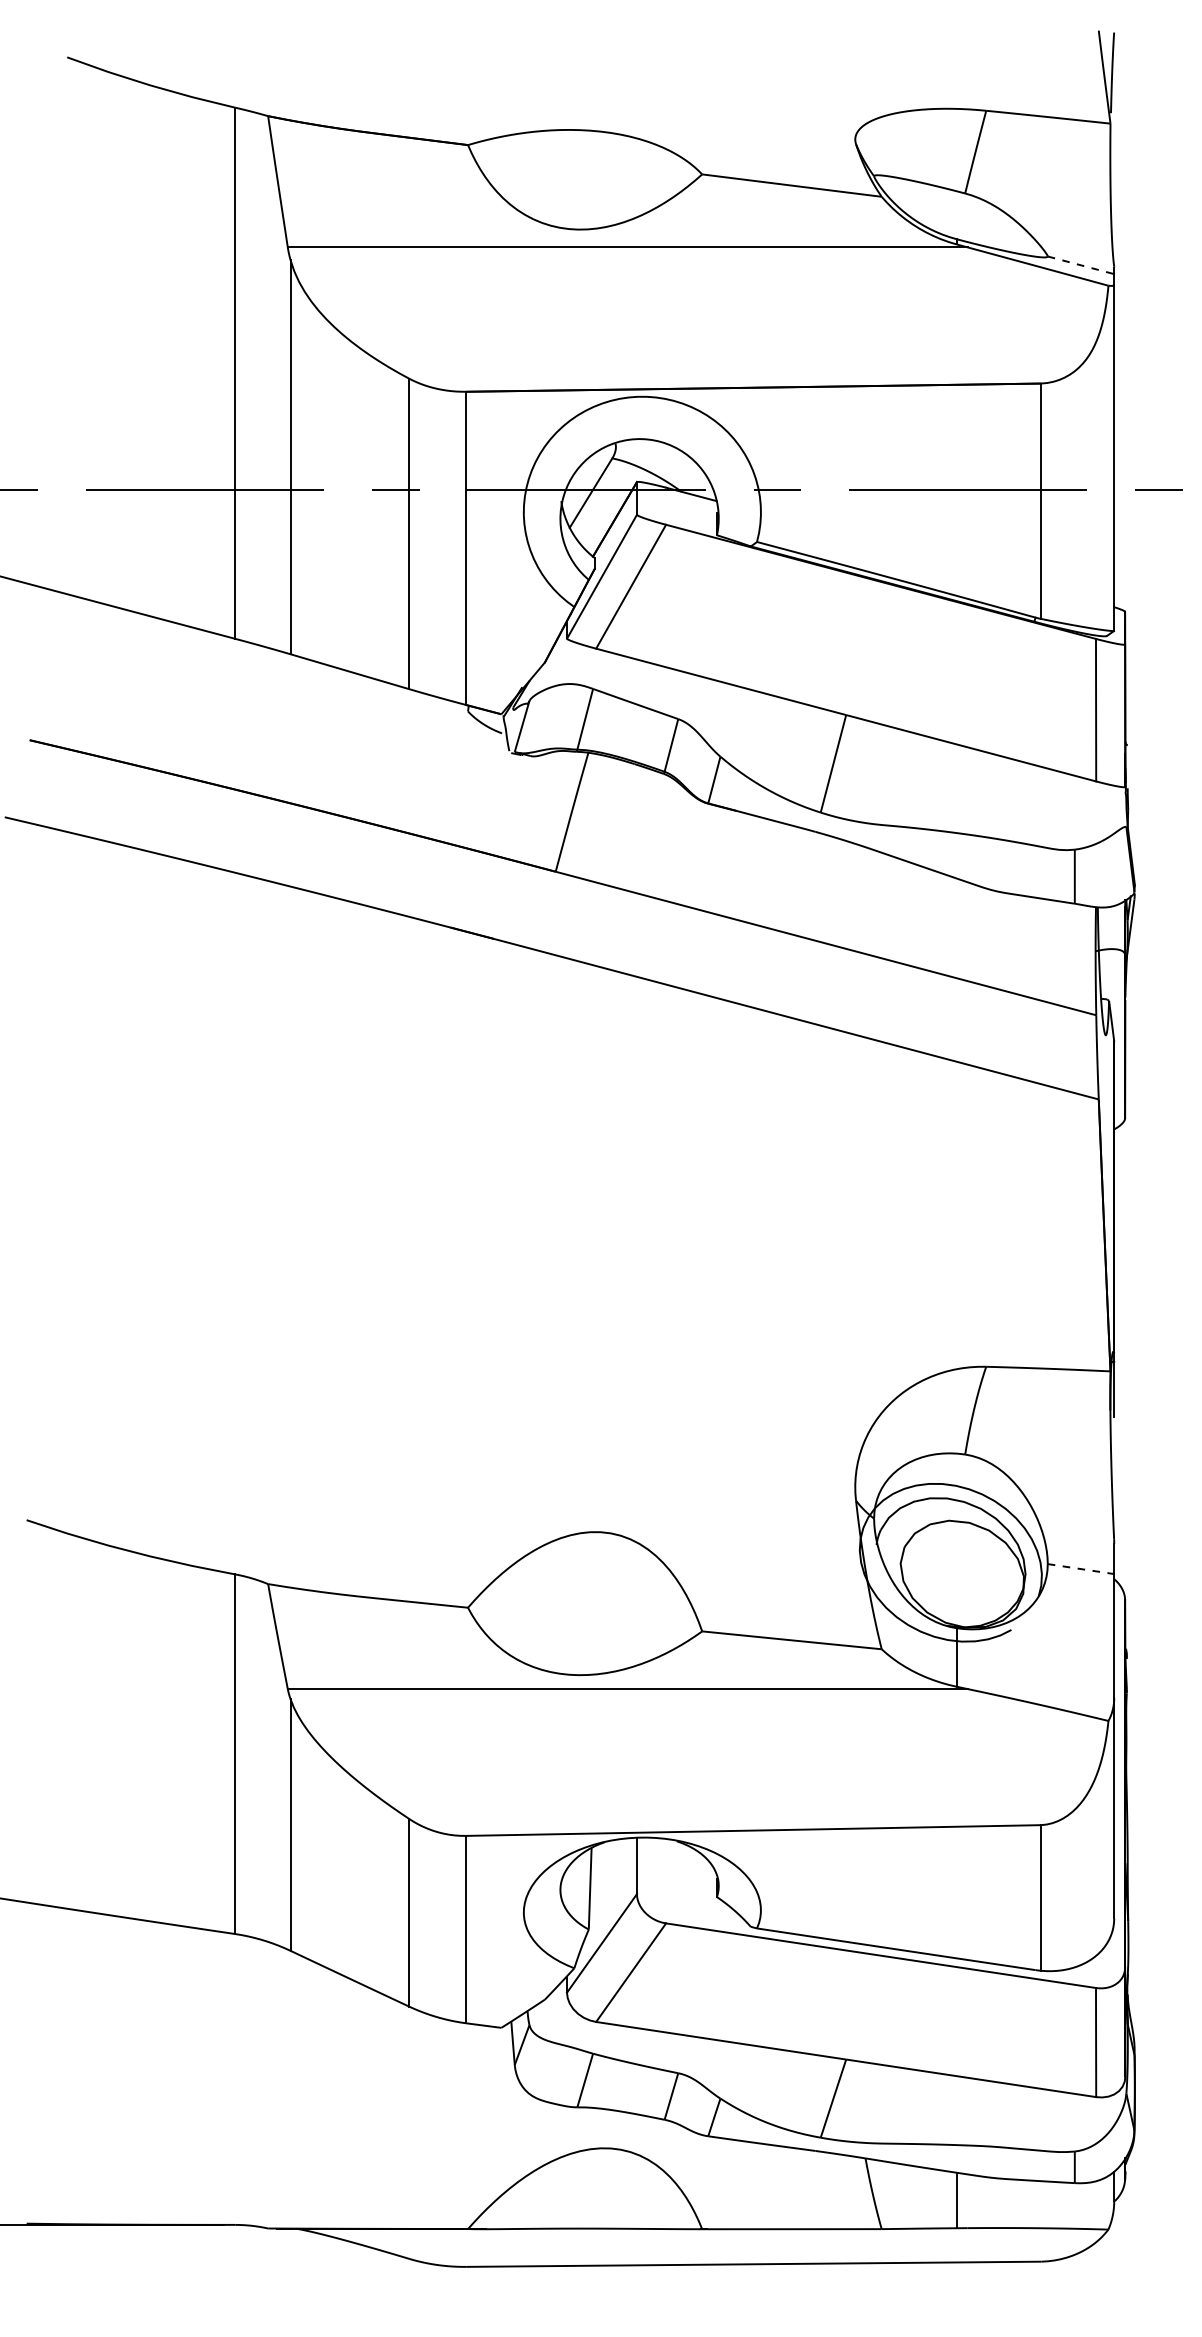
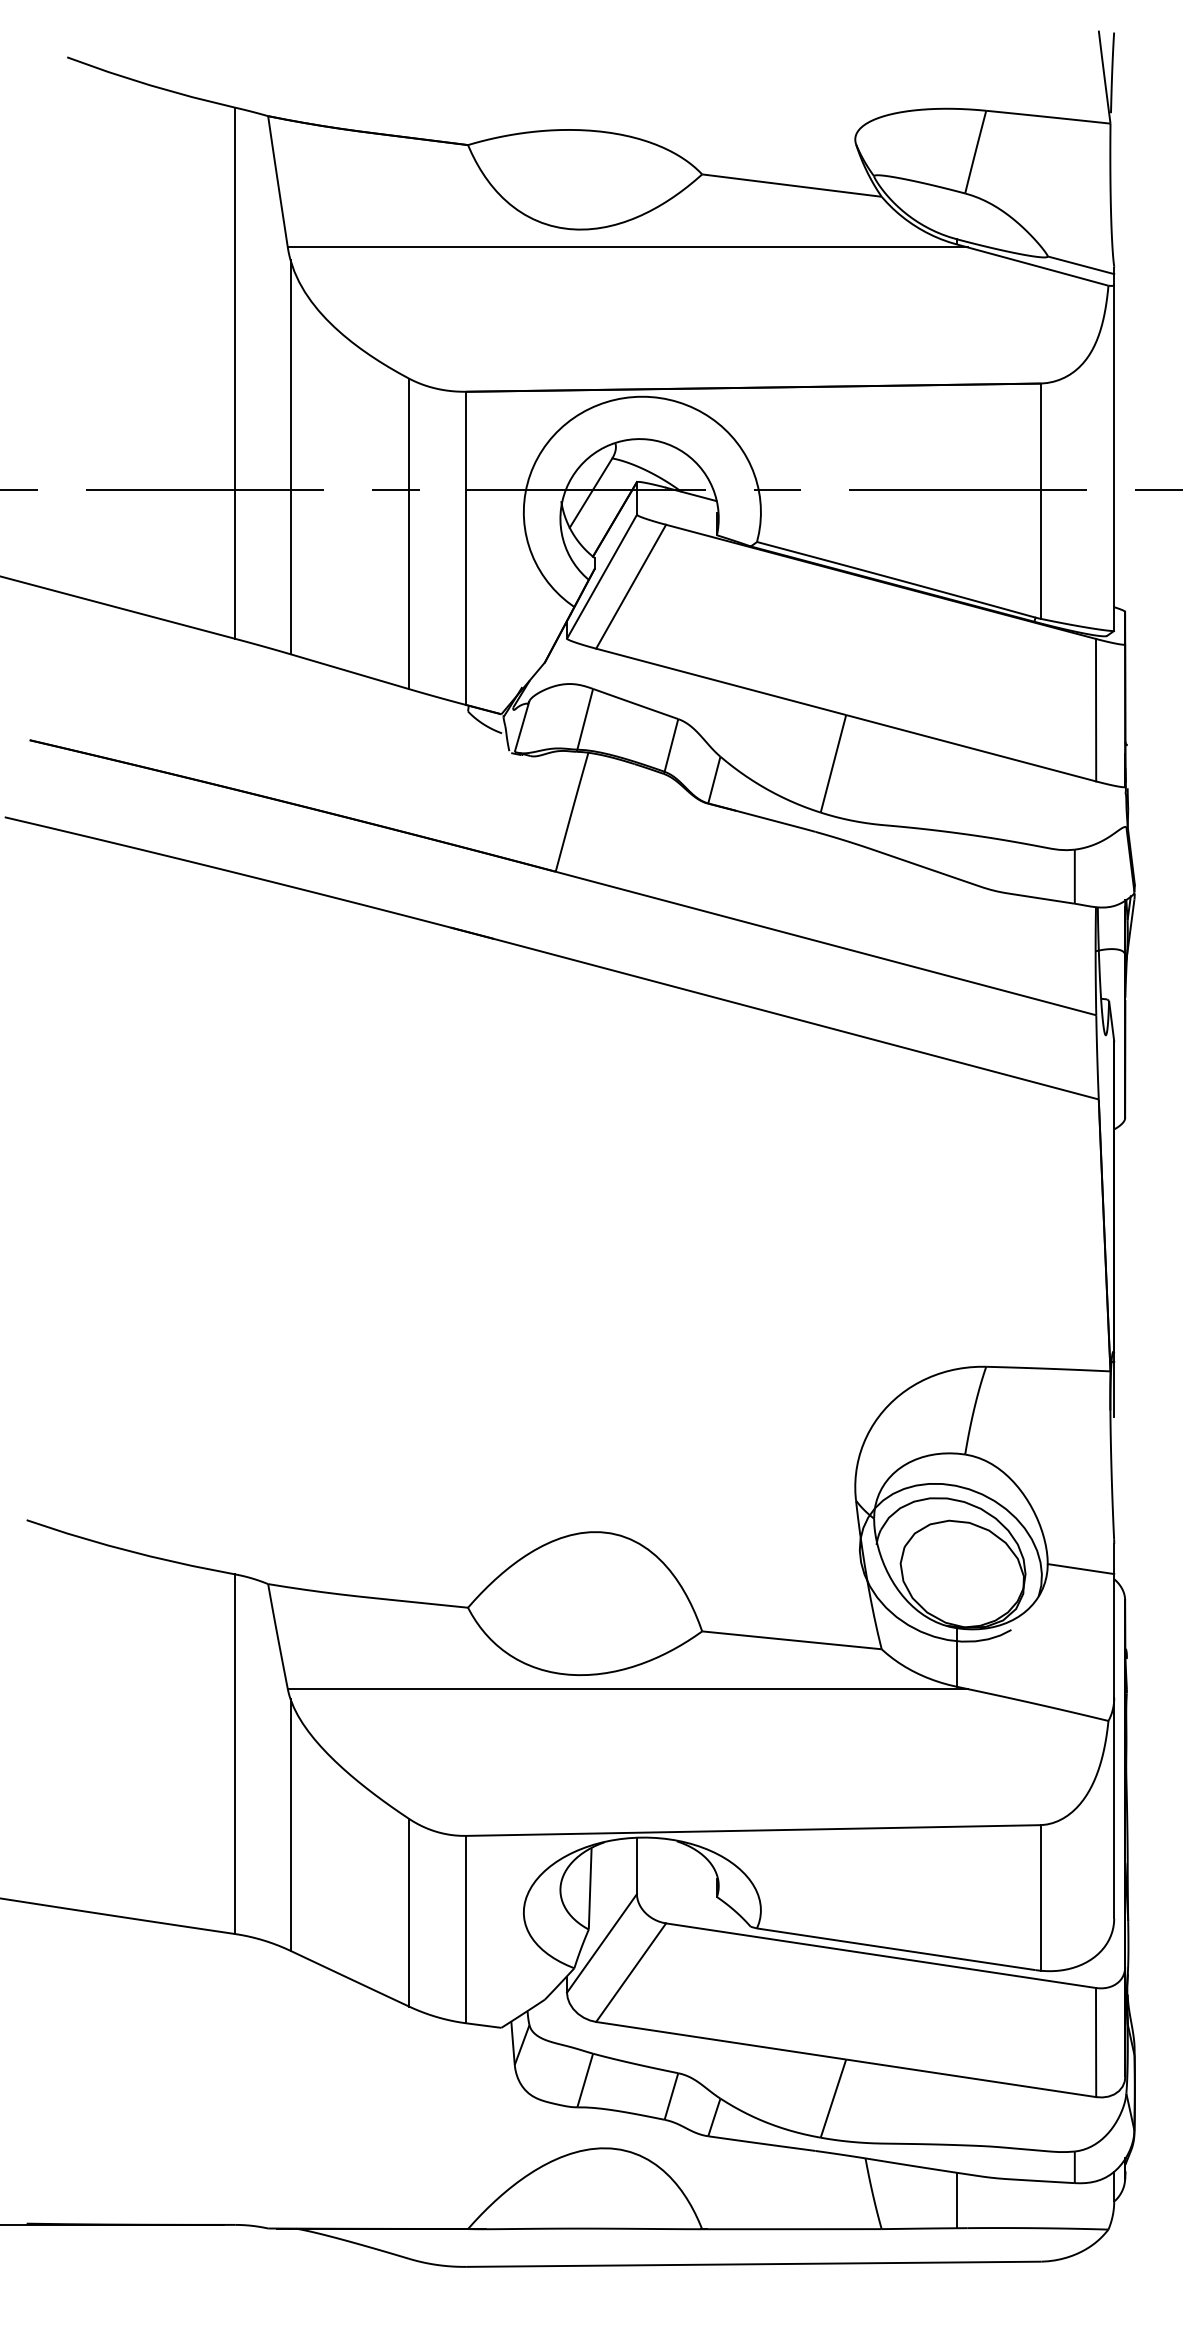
line: dashed -> solid (1081, 265)
line: dashed -> solid (1081, 1569)
